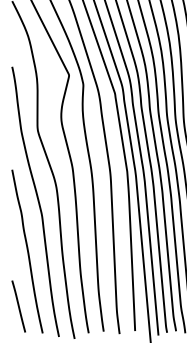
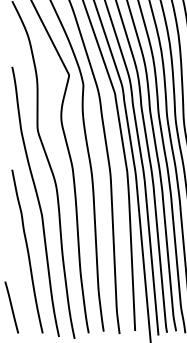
line position: (18, 306) -> (11, 307) (11, 307)
